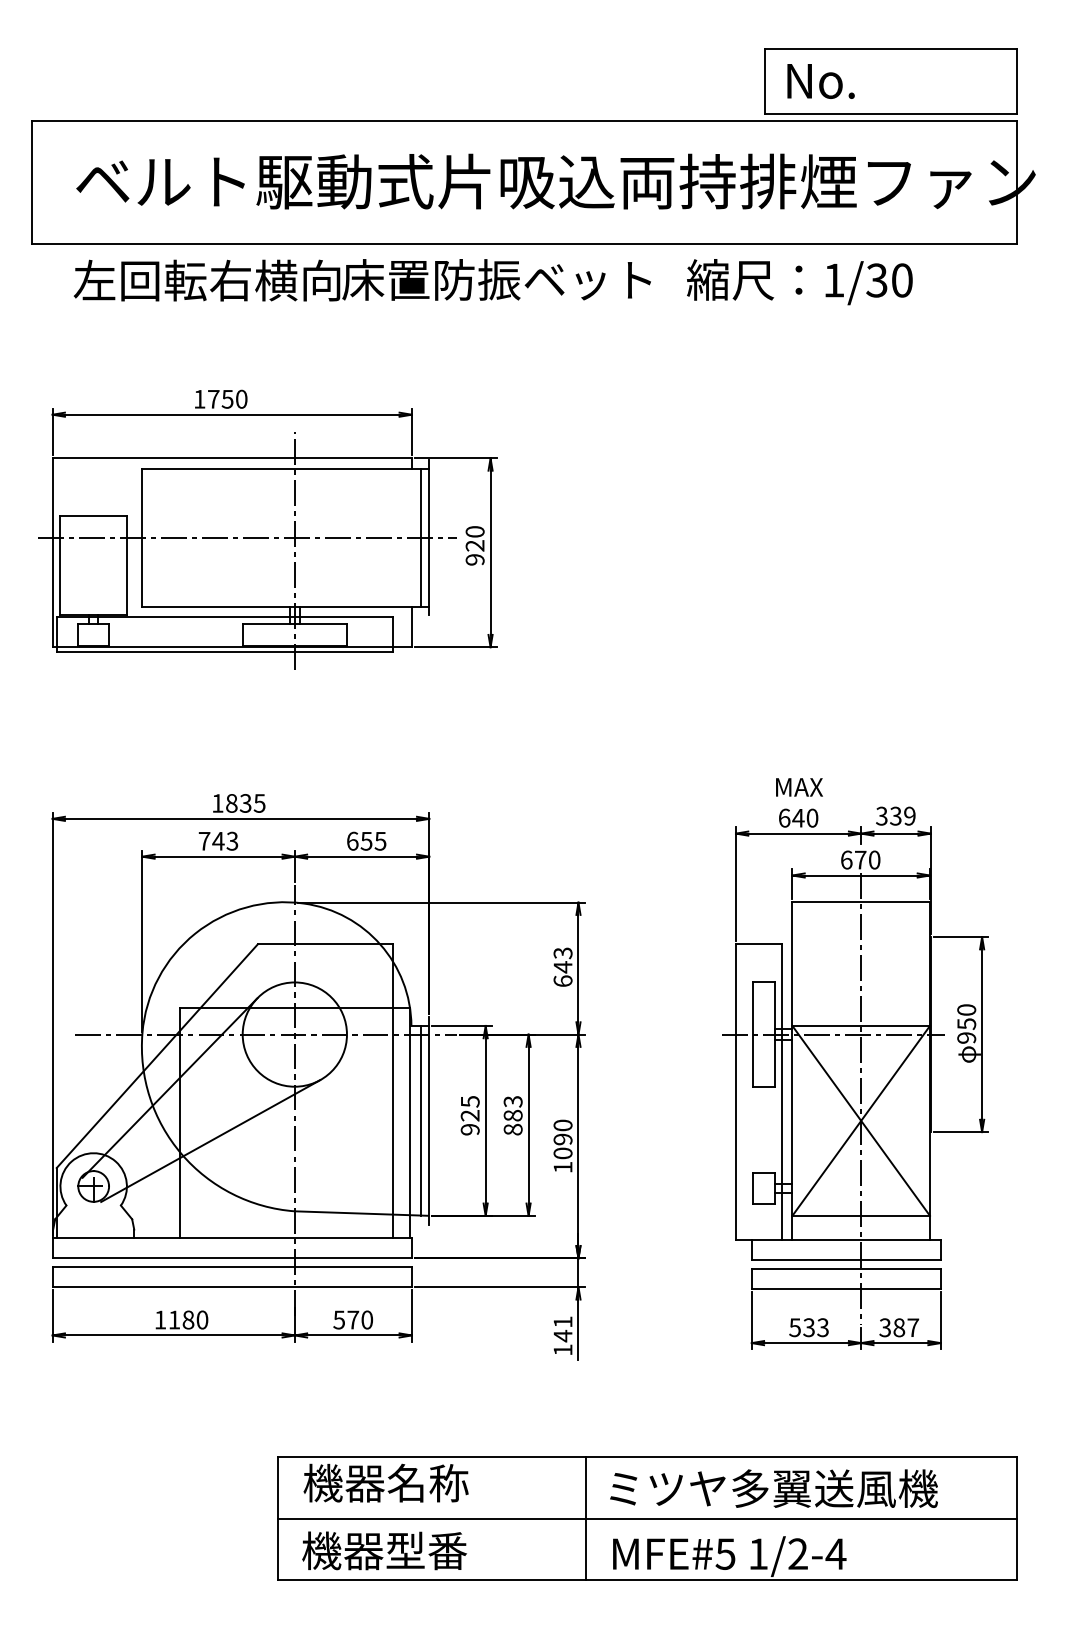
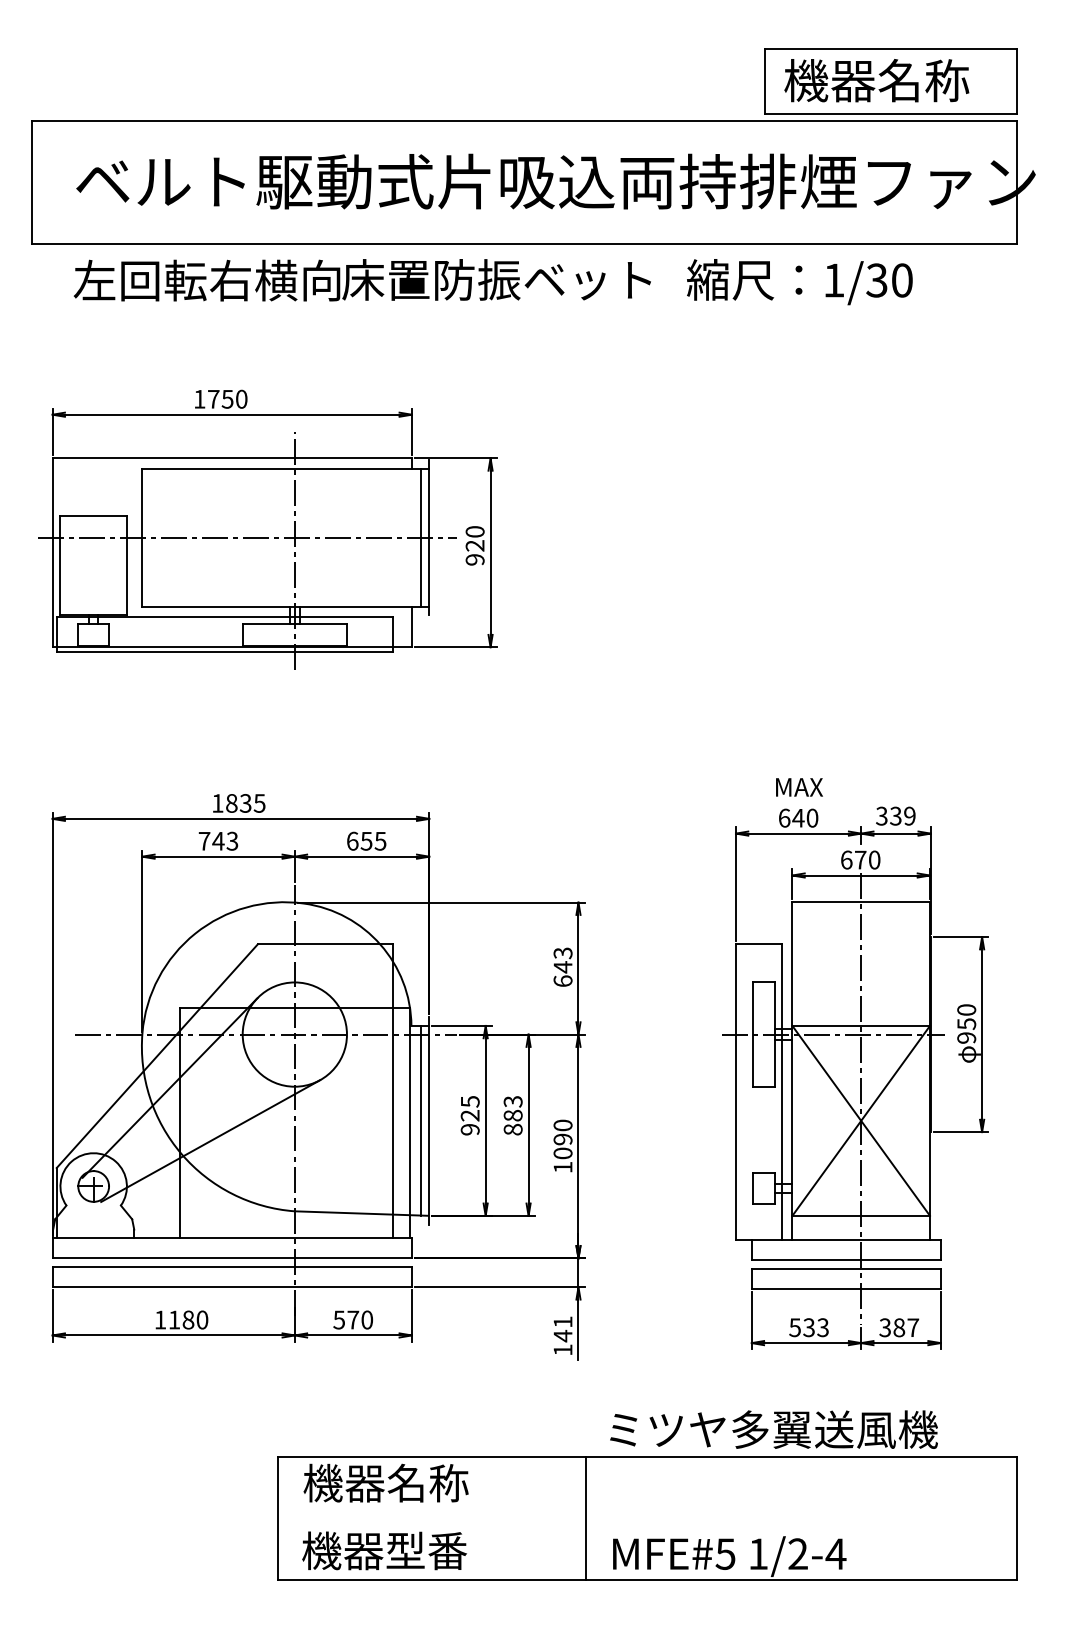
text: No. -> 機器名称 (876, 80)
text position: (773, 1488) -> (773, 1429) (773, 1429)
line: present -> none (647, 1518)
